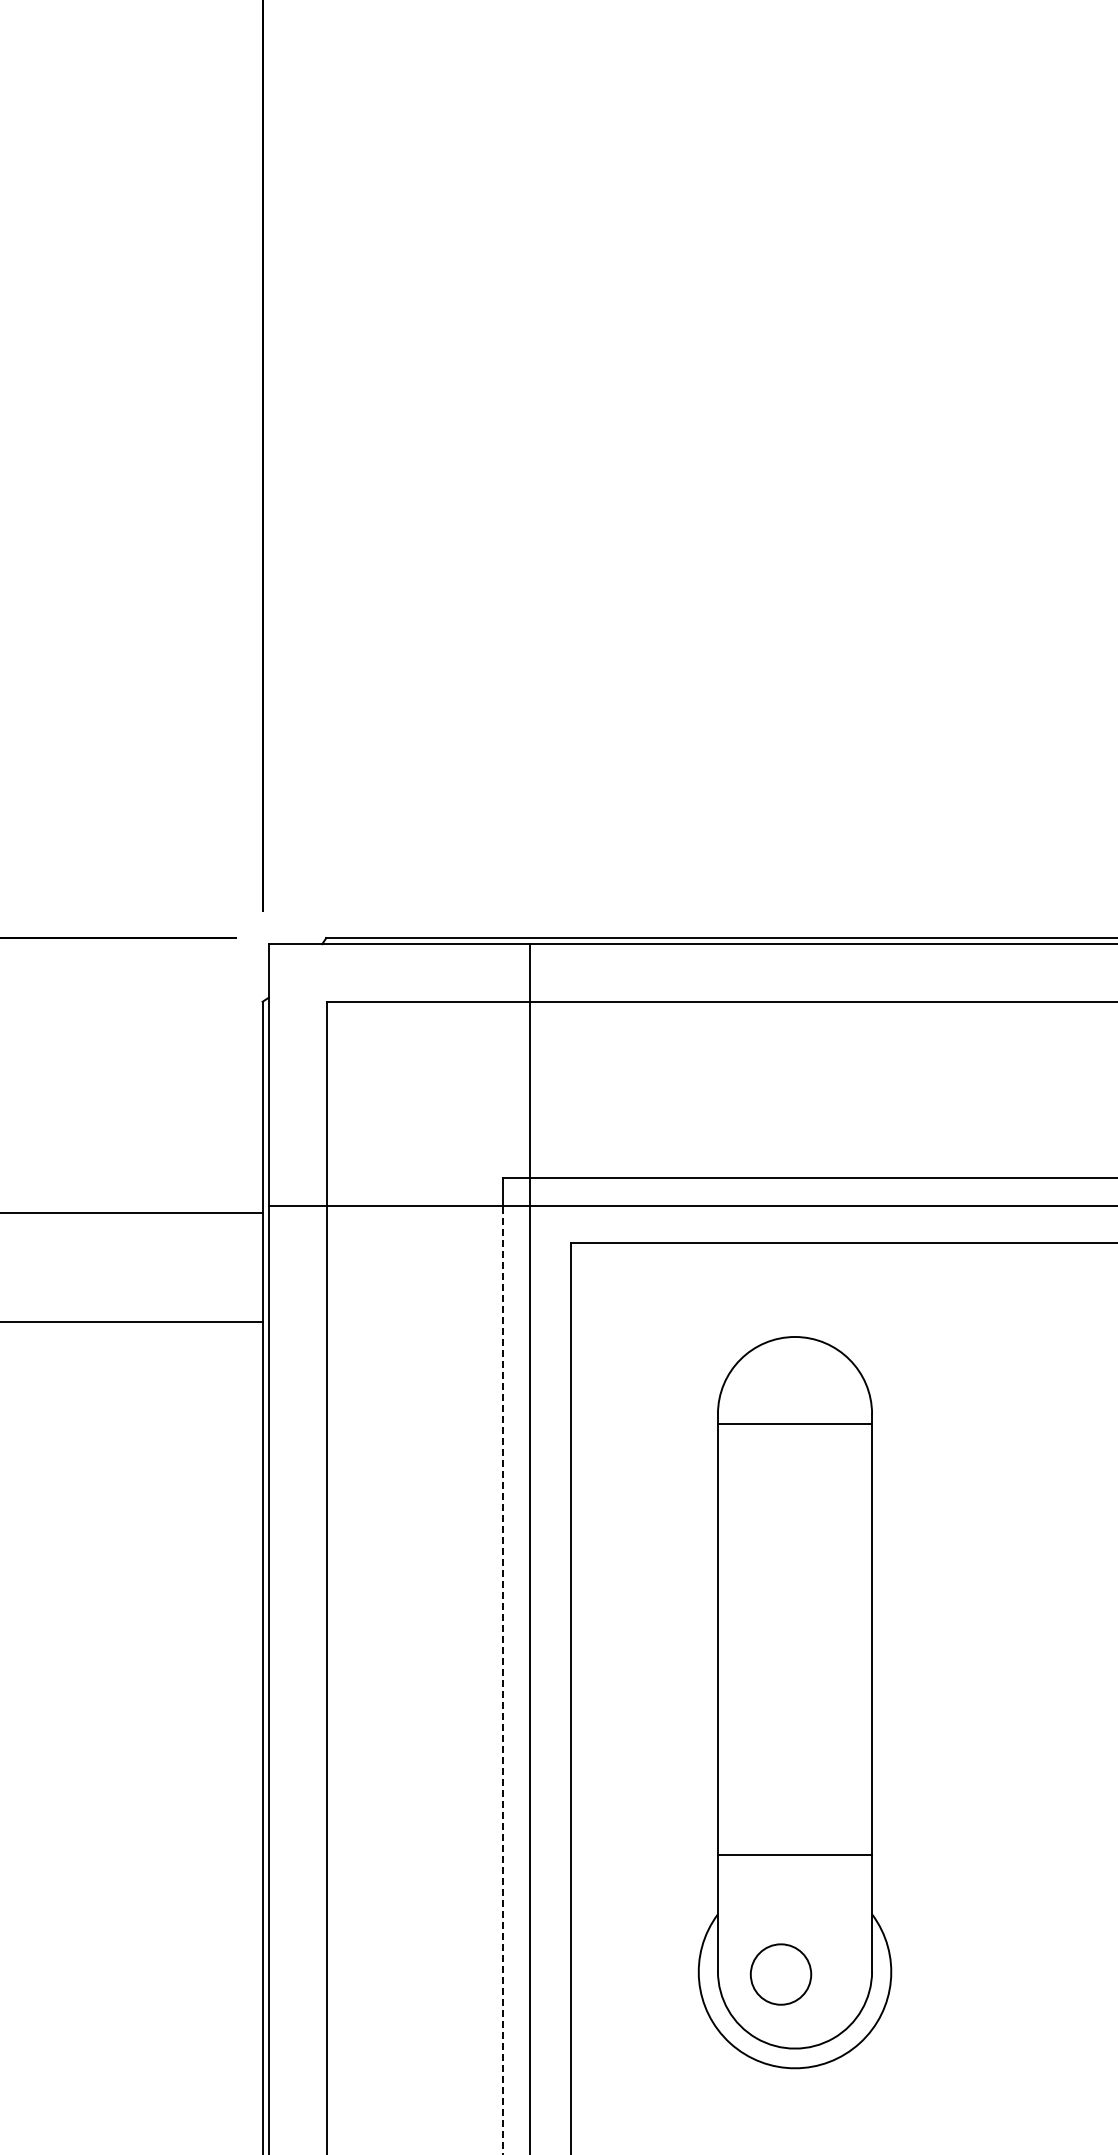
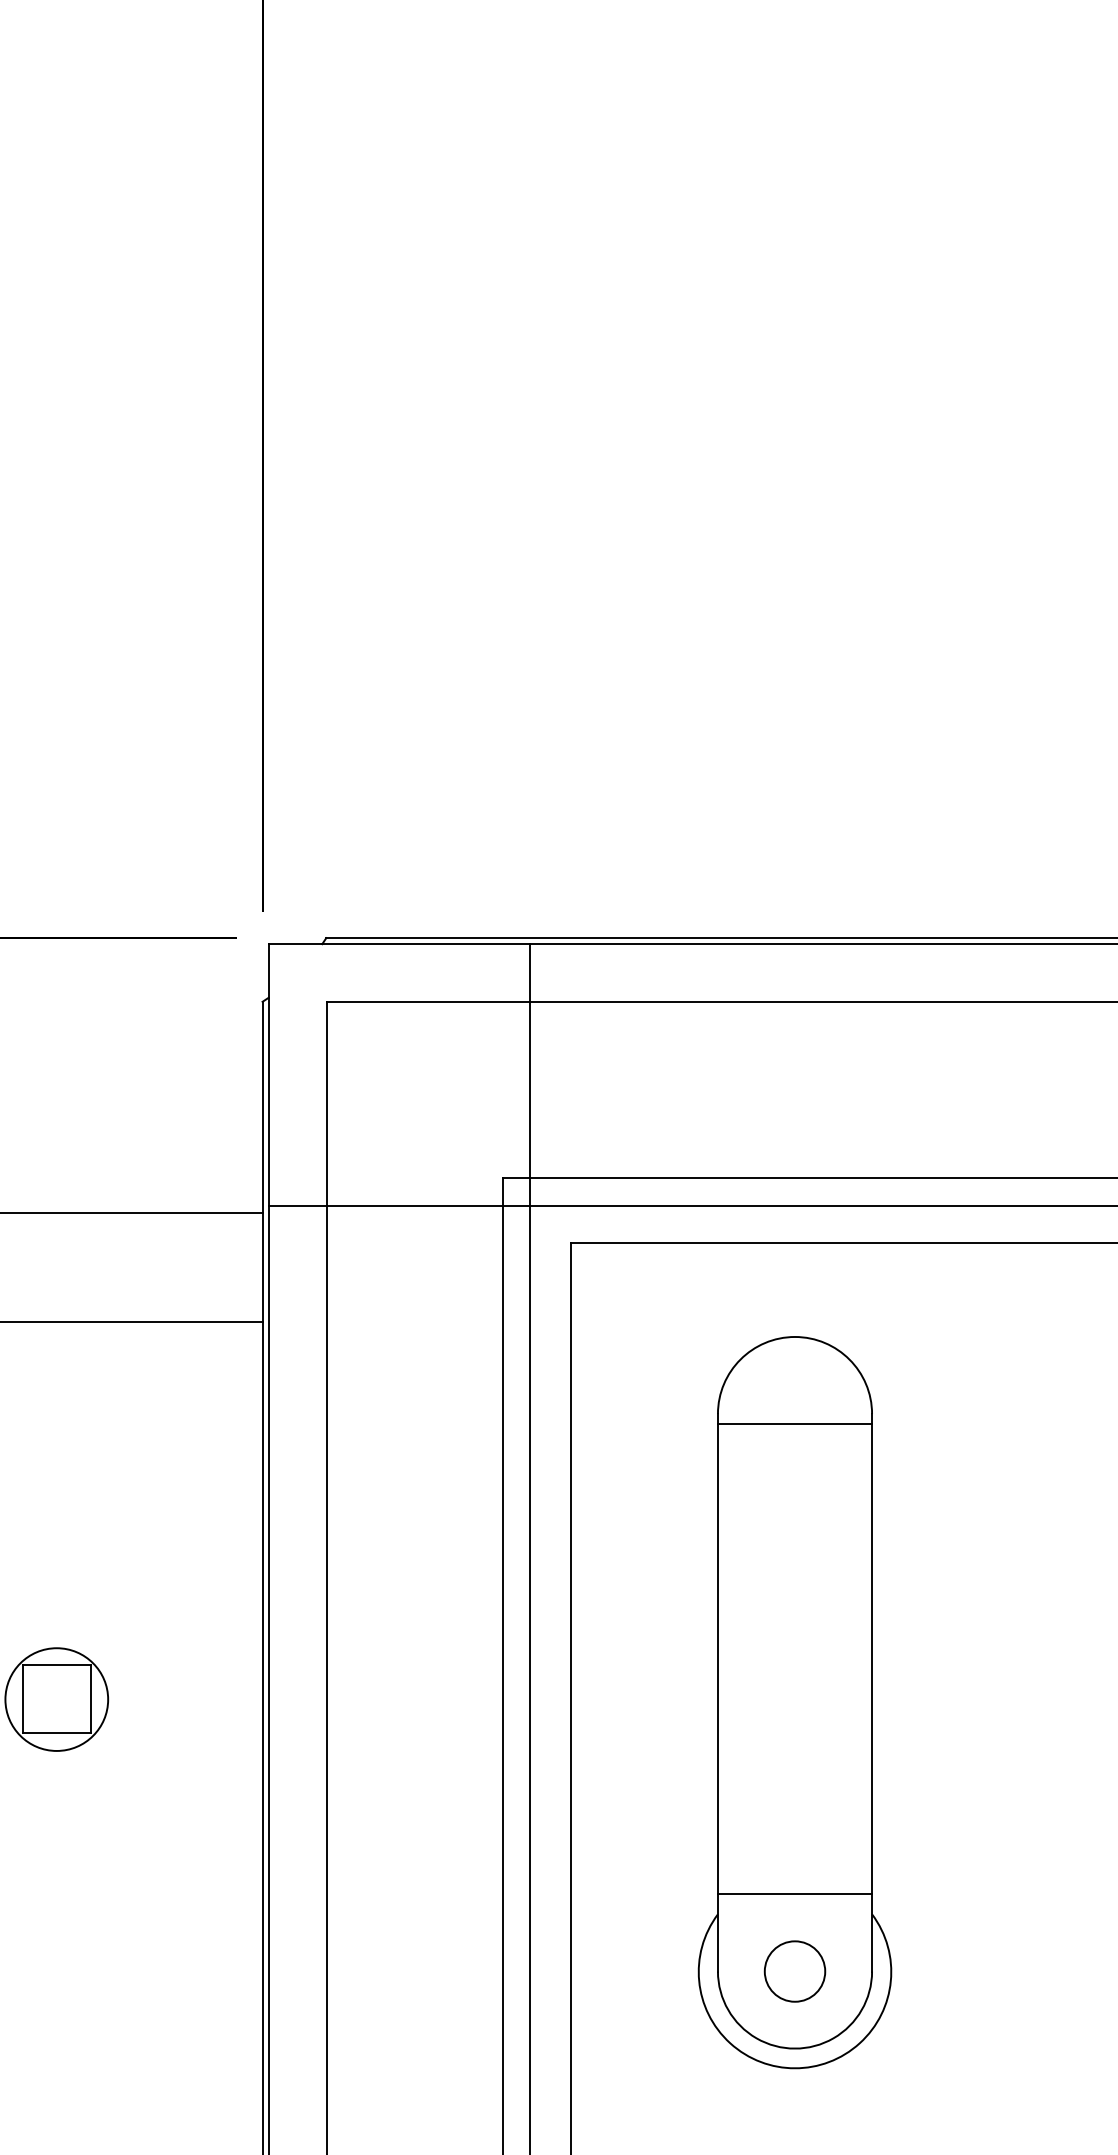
line: dashed -> solid (502, 1679)
part: none -> present (56, 1699)
line position: (794, 1855) -> (794, 1894) (794, 1894)
circle position: (780, 1974) -> (794, 1971) (794, 1971)
